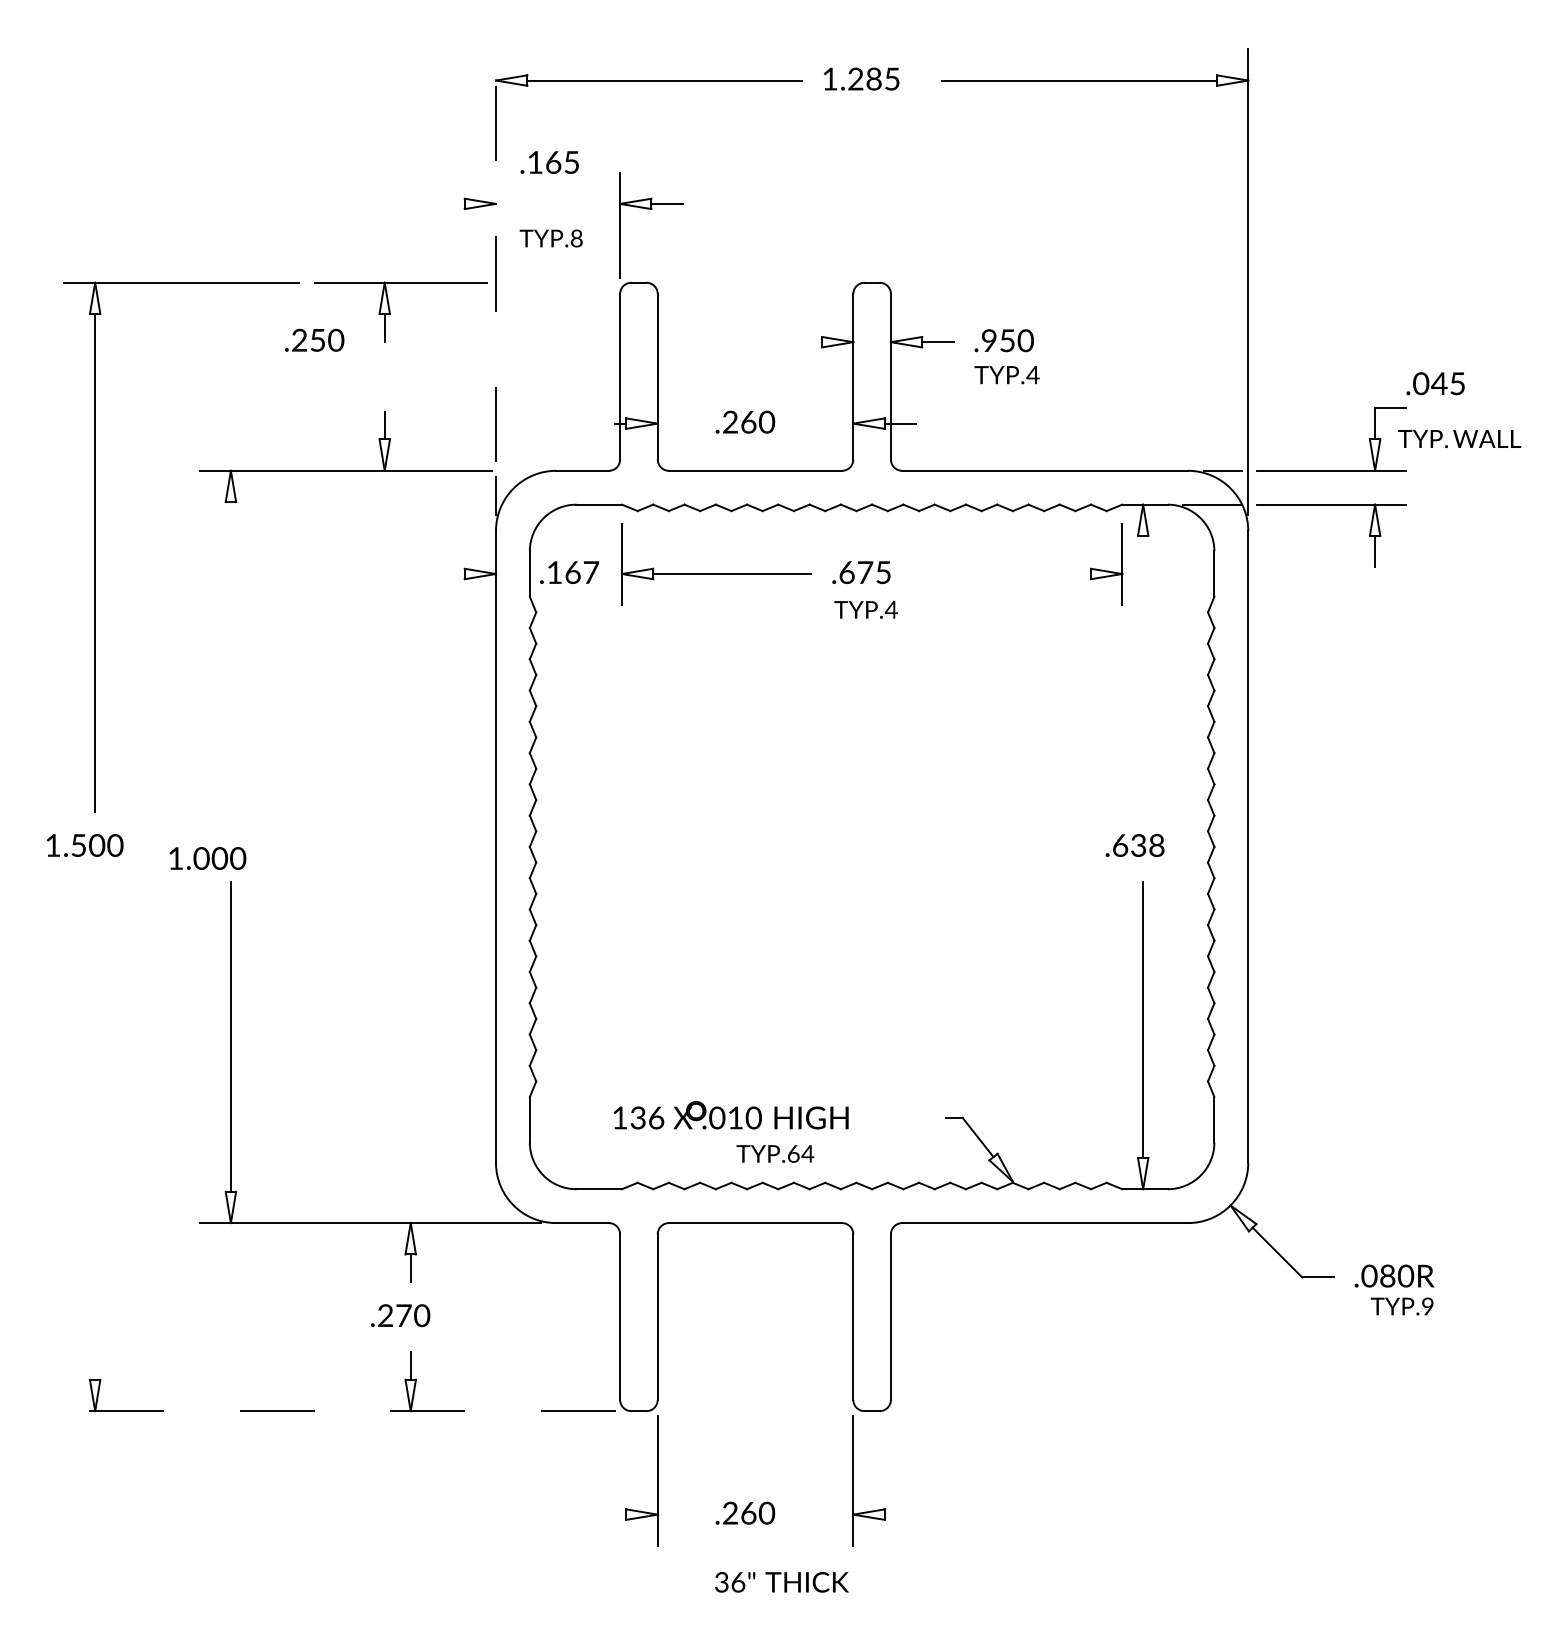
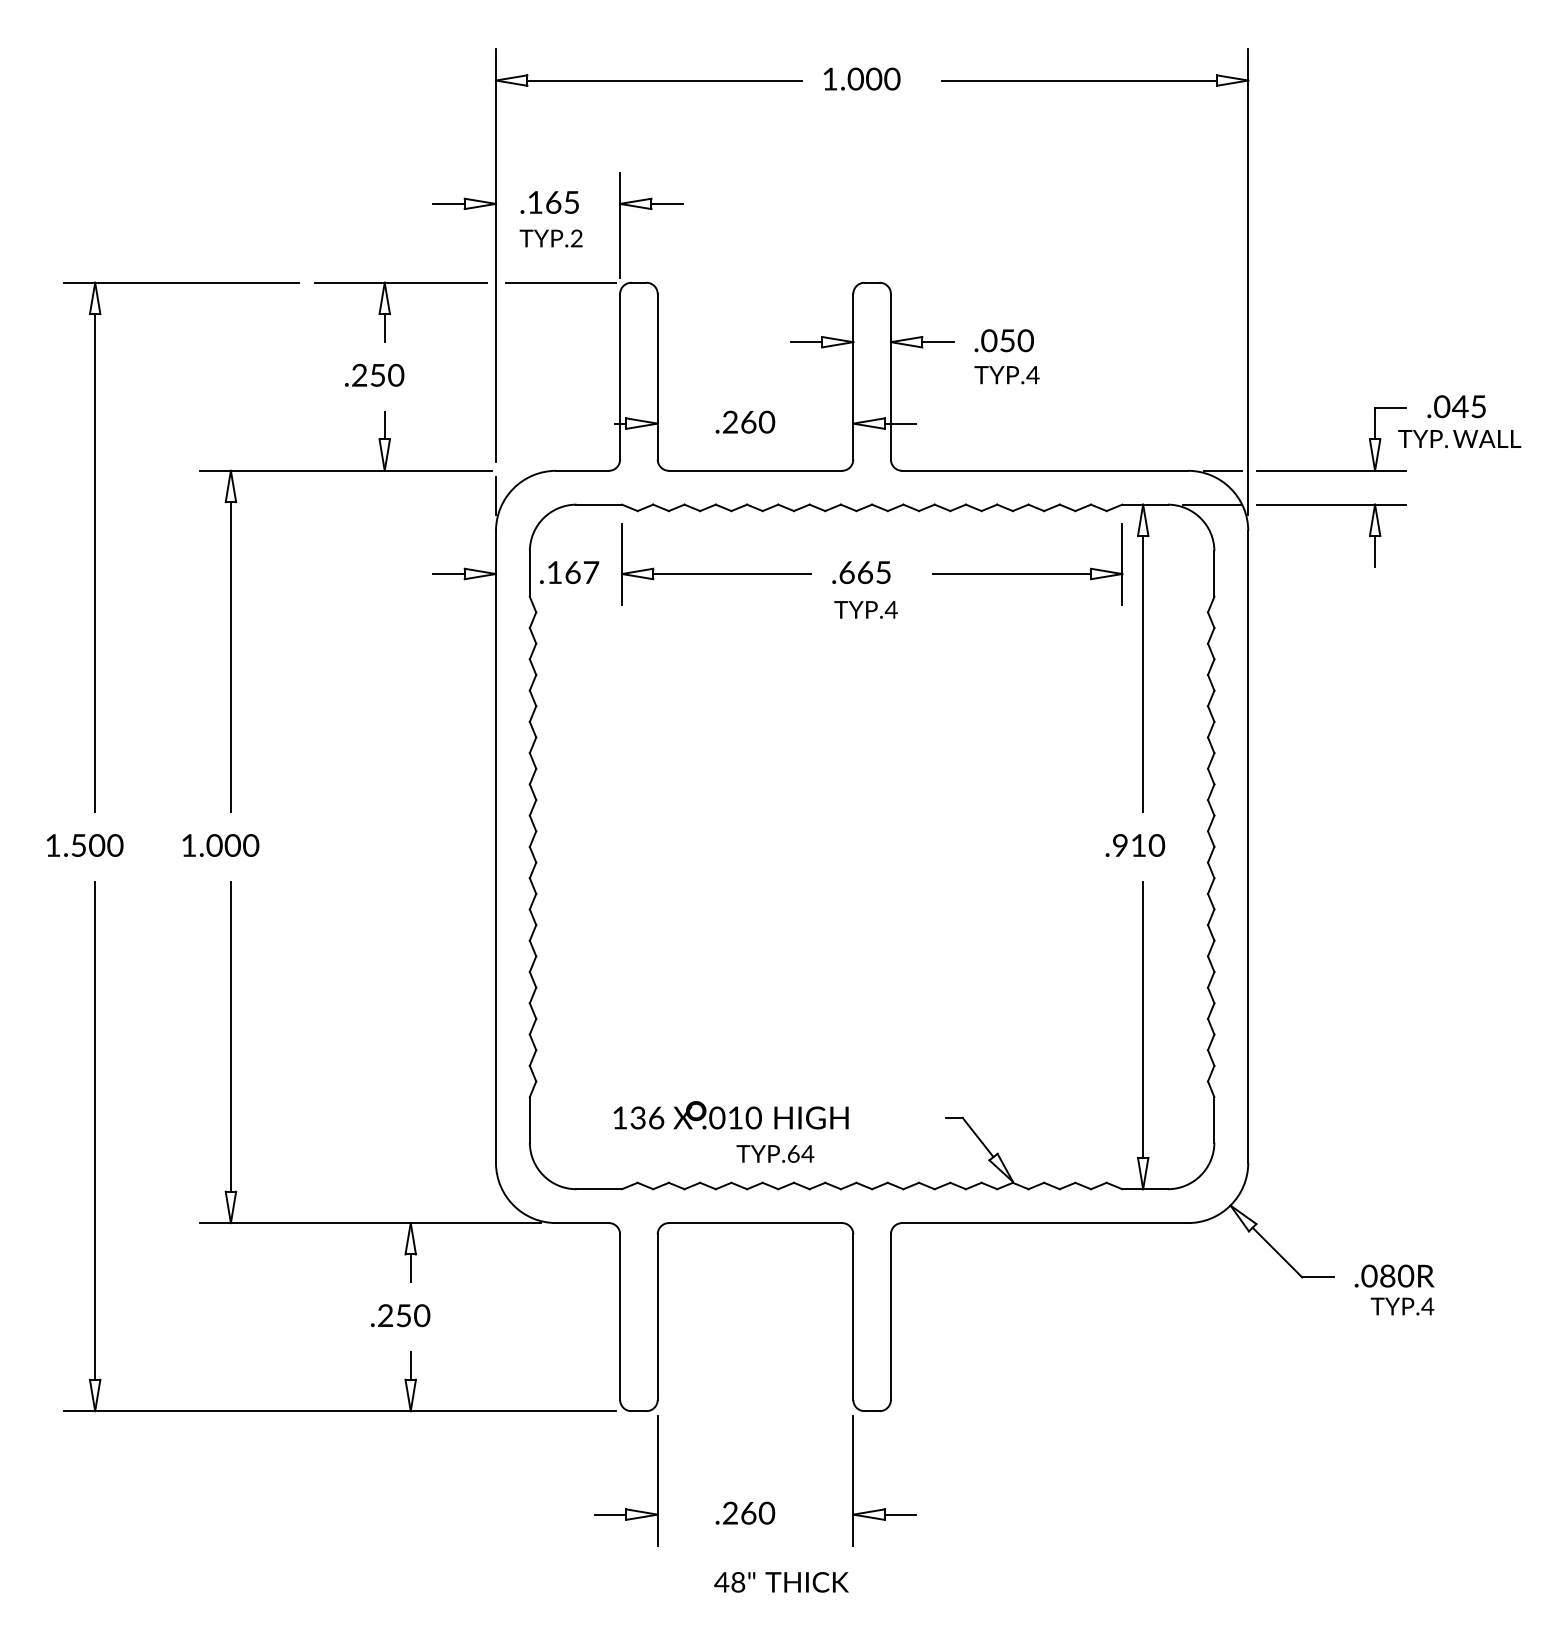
text: 1.285 -> 1.000 (873, 78)
text position: (549, 162) -> (549, 202) (549, 202)
line: none -> present (448, 203)
text: TYP.8 -> TYP.2 (576, 239)
line: dashed -> solid (496, 255)
line: none -> present (560, 282)
text position: (314, 339) -> (374, 374) (374, 374)
text: .950 -> .050 (989, 341)
line: none -> present (806, 342)
text position: (1435, 383) -> (1456, 406) (1456, 406)
text: .675 -> .665 (865, 572)
line: none -> present (448, 574)
line: none -> present (1011, 574)
line: none -> present (230, 656)
line: none -> present (1143, 673)
text: .638 -> .910 (1139, 845)
text position: (207, 858) -> (220, 845) (220, 845)
line: none -> present (95, 1130)
text: TYP.9 -> TYP.4 (1427, 1306)
text: .270 -> .250 (403, 1315)
line: dashed -> solid (339, 1411)
line: none -> present (610, 1514)
line: none -> present (900, 1514)
text: 36" -> 48" (729, 1582)
